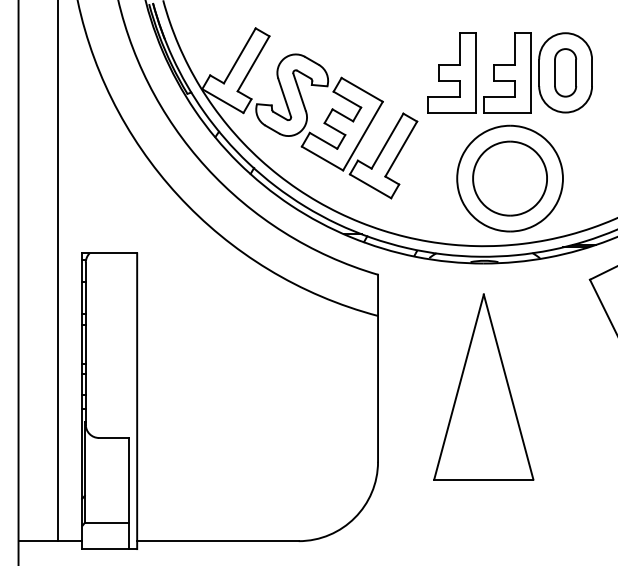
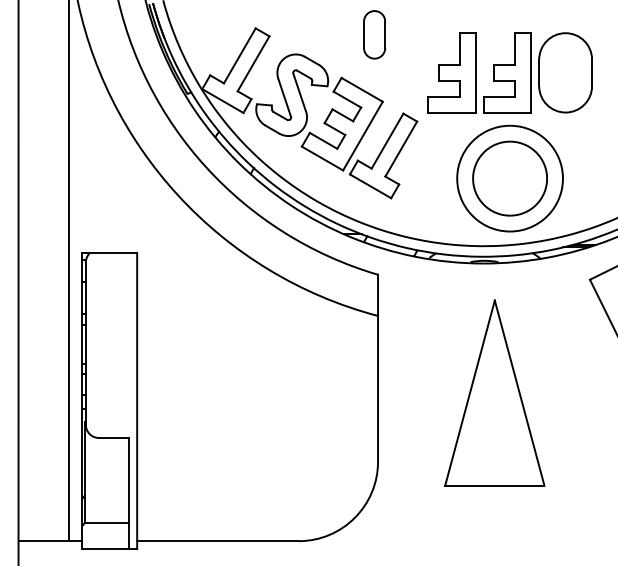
part position: (565, 72) -> (374, 34) (374, 34)
line position: (58, 271) -> (69, 271) (69, 271)
part position: (483, 386) -> (494, 392) (494, 392)
